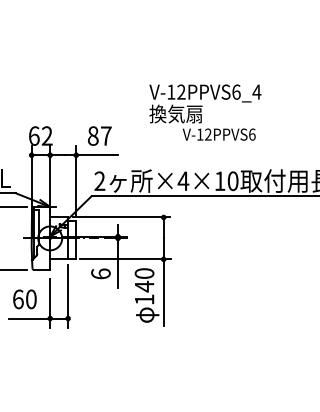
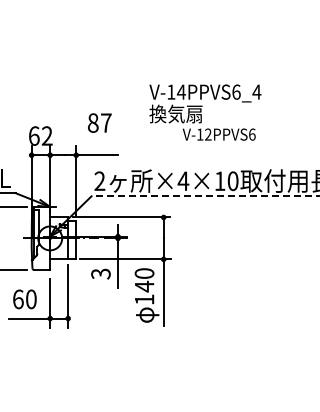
text: V-12PPVS6_4 -> V-14PPVS6_4 (180, 91)
text position: (99, 135) -> (99, 122) (99, 122)
line: solid -> dashed (205, 196)
text: 6 -> 3 (100, 273)
